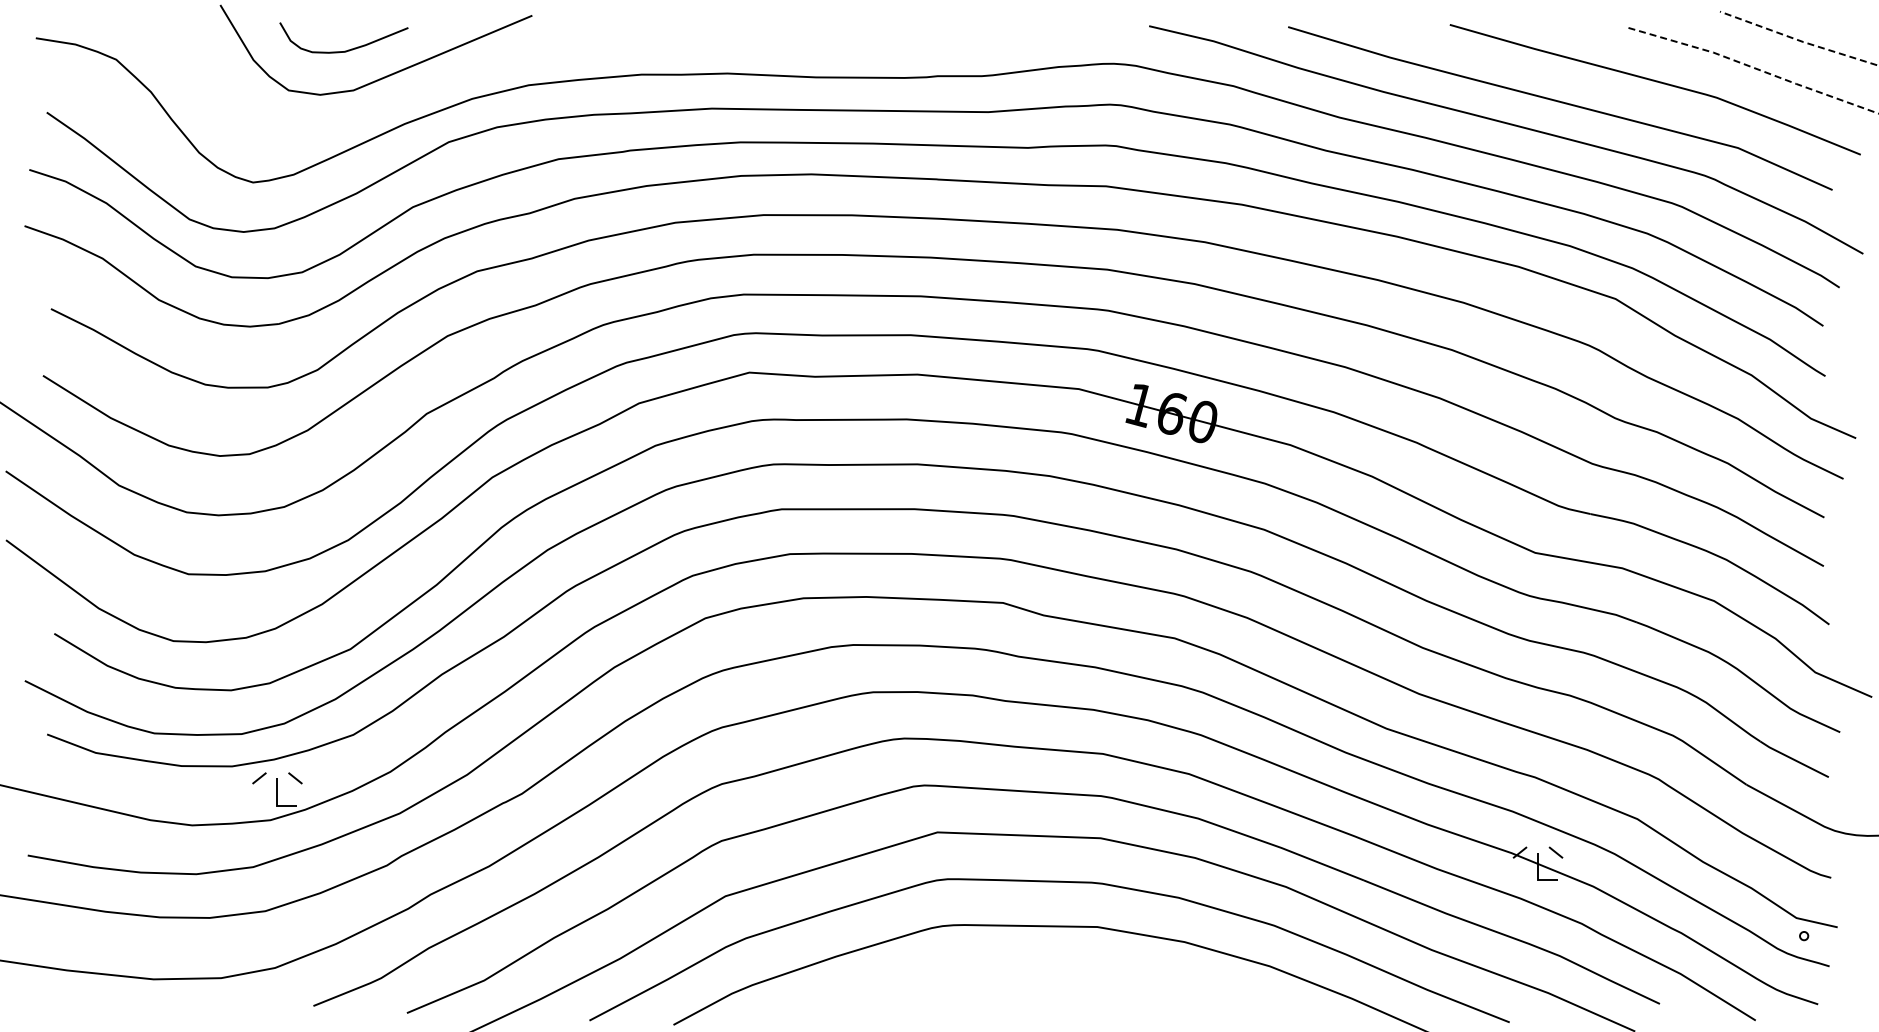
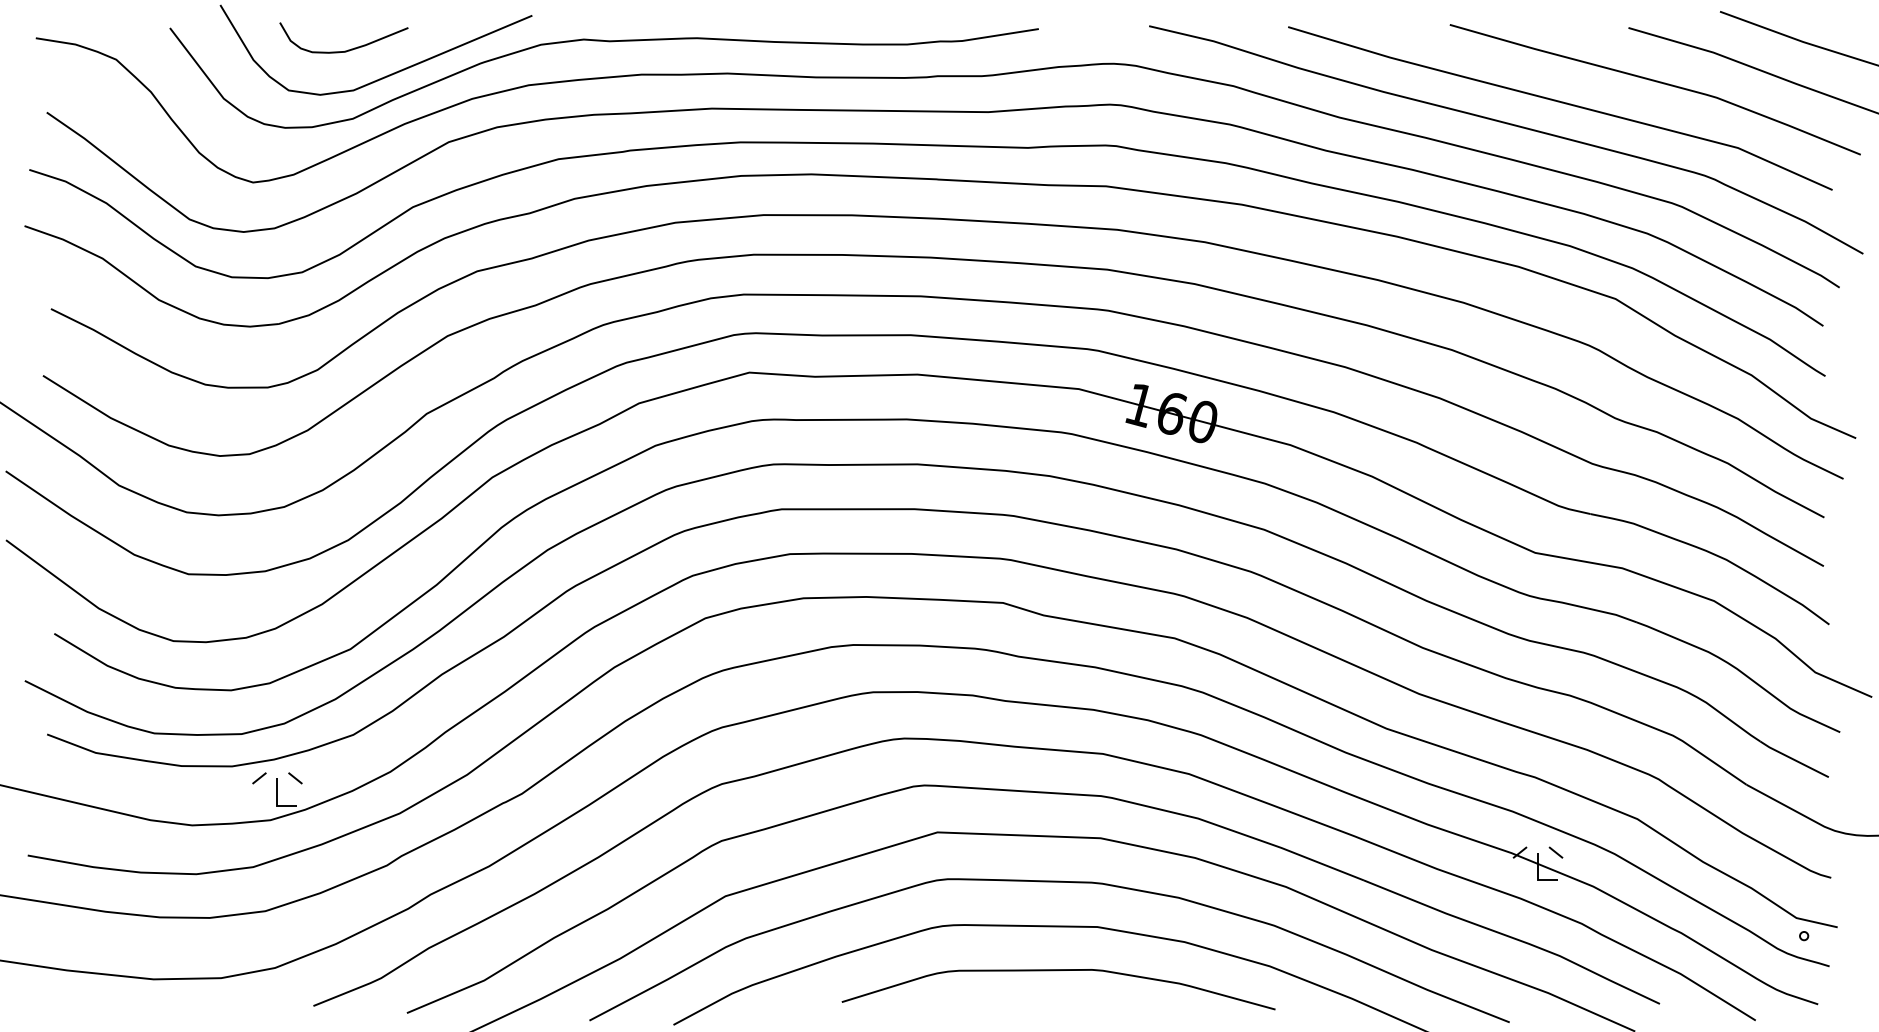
line: dashed -> solid (1798, 40)
curve: none -> present (607, 42)
line: dashed -> solid (1754, 68)
curve: none -> present (1056, 971)
